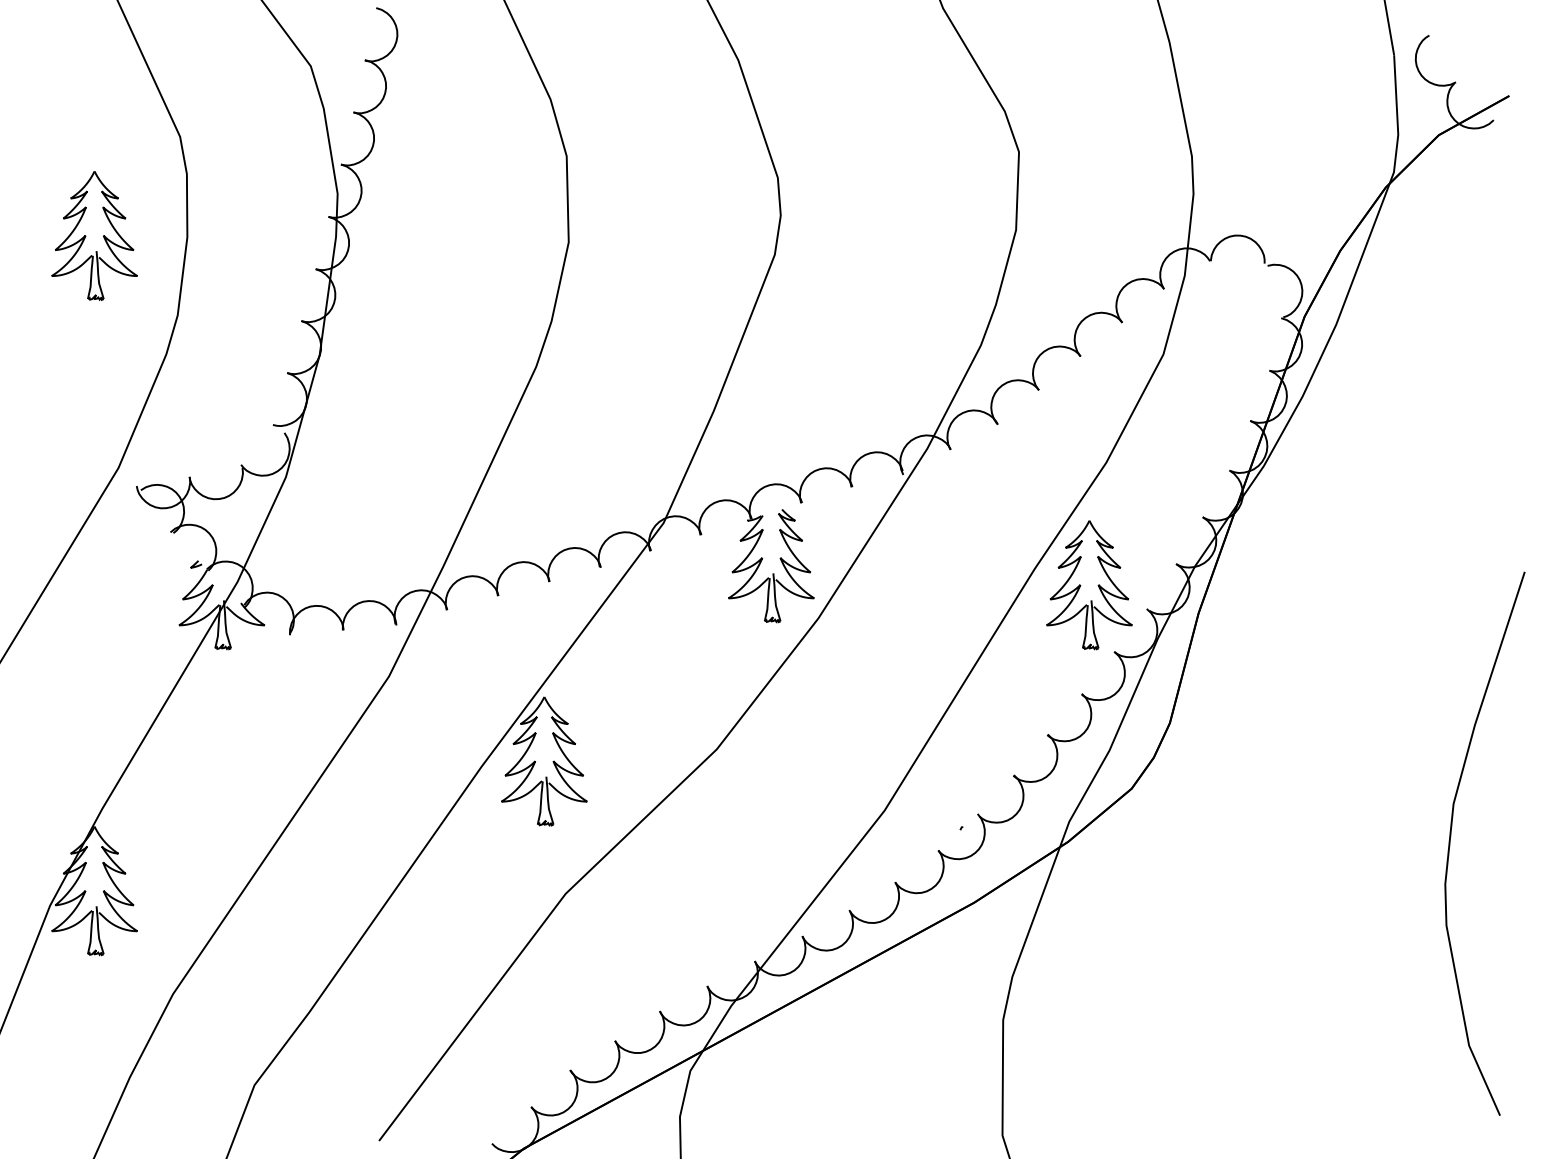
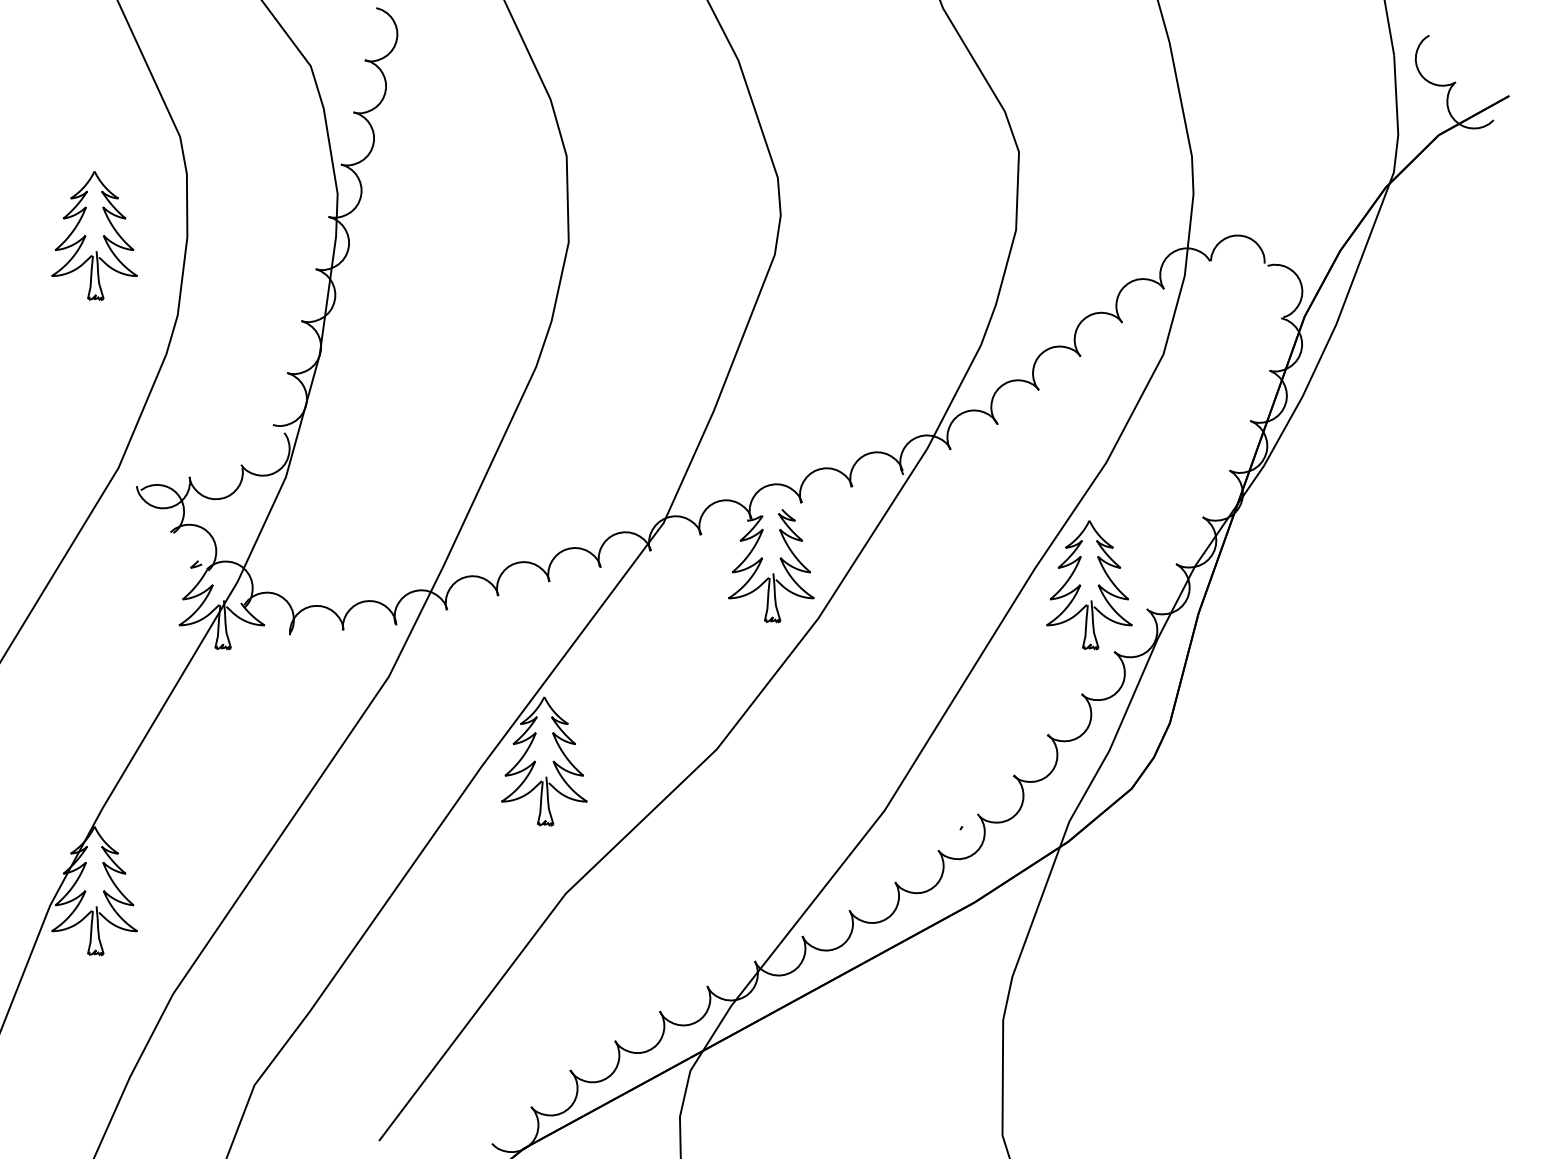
curve: present -> none (1451, 836)
